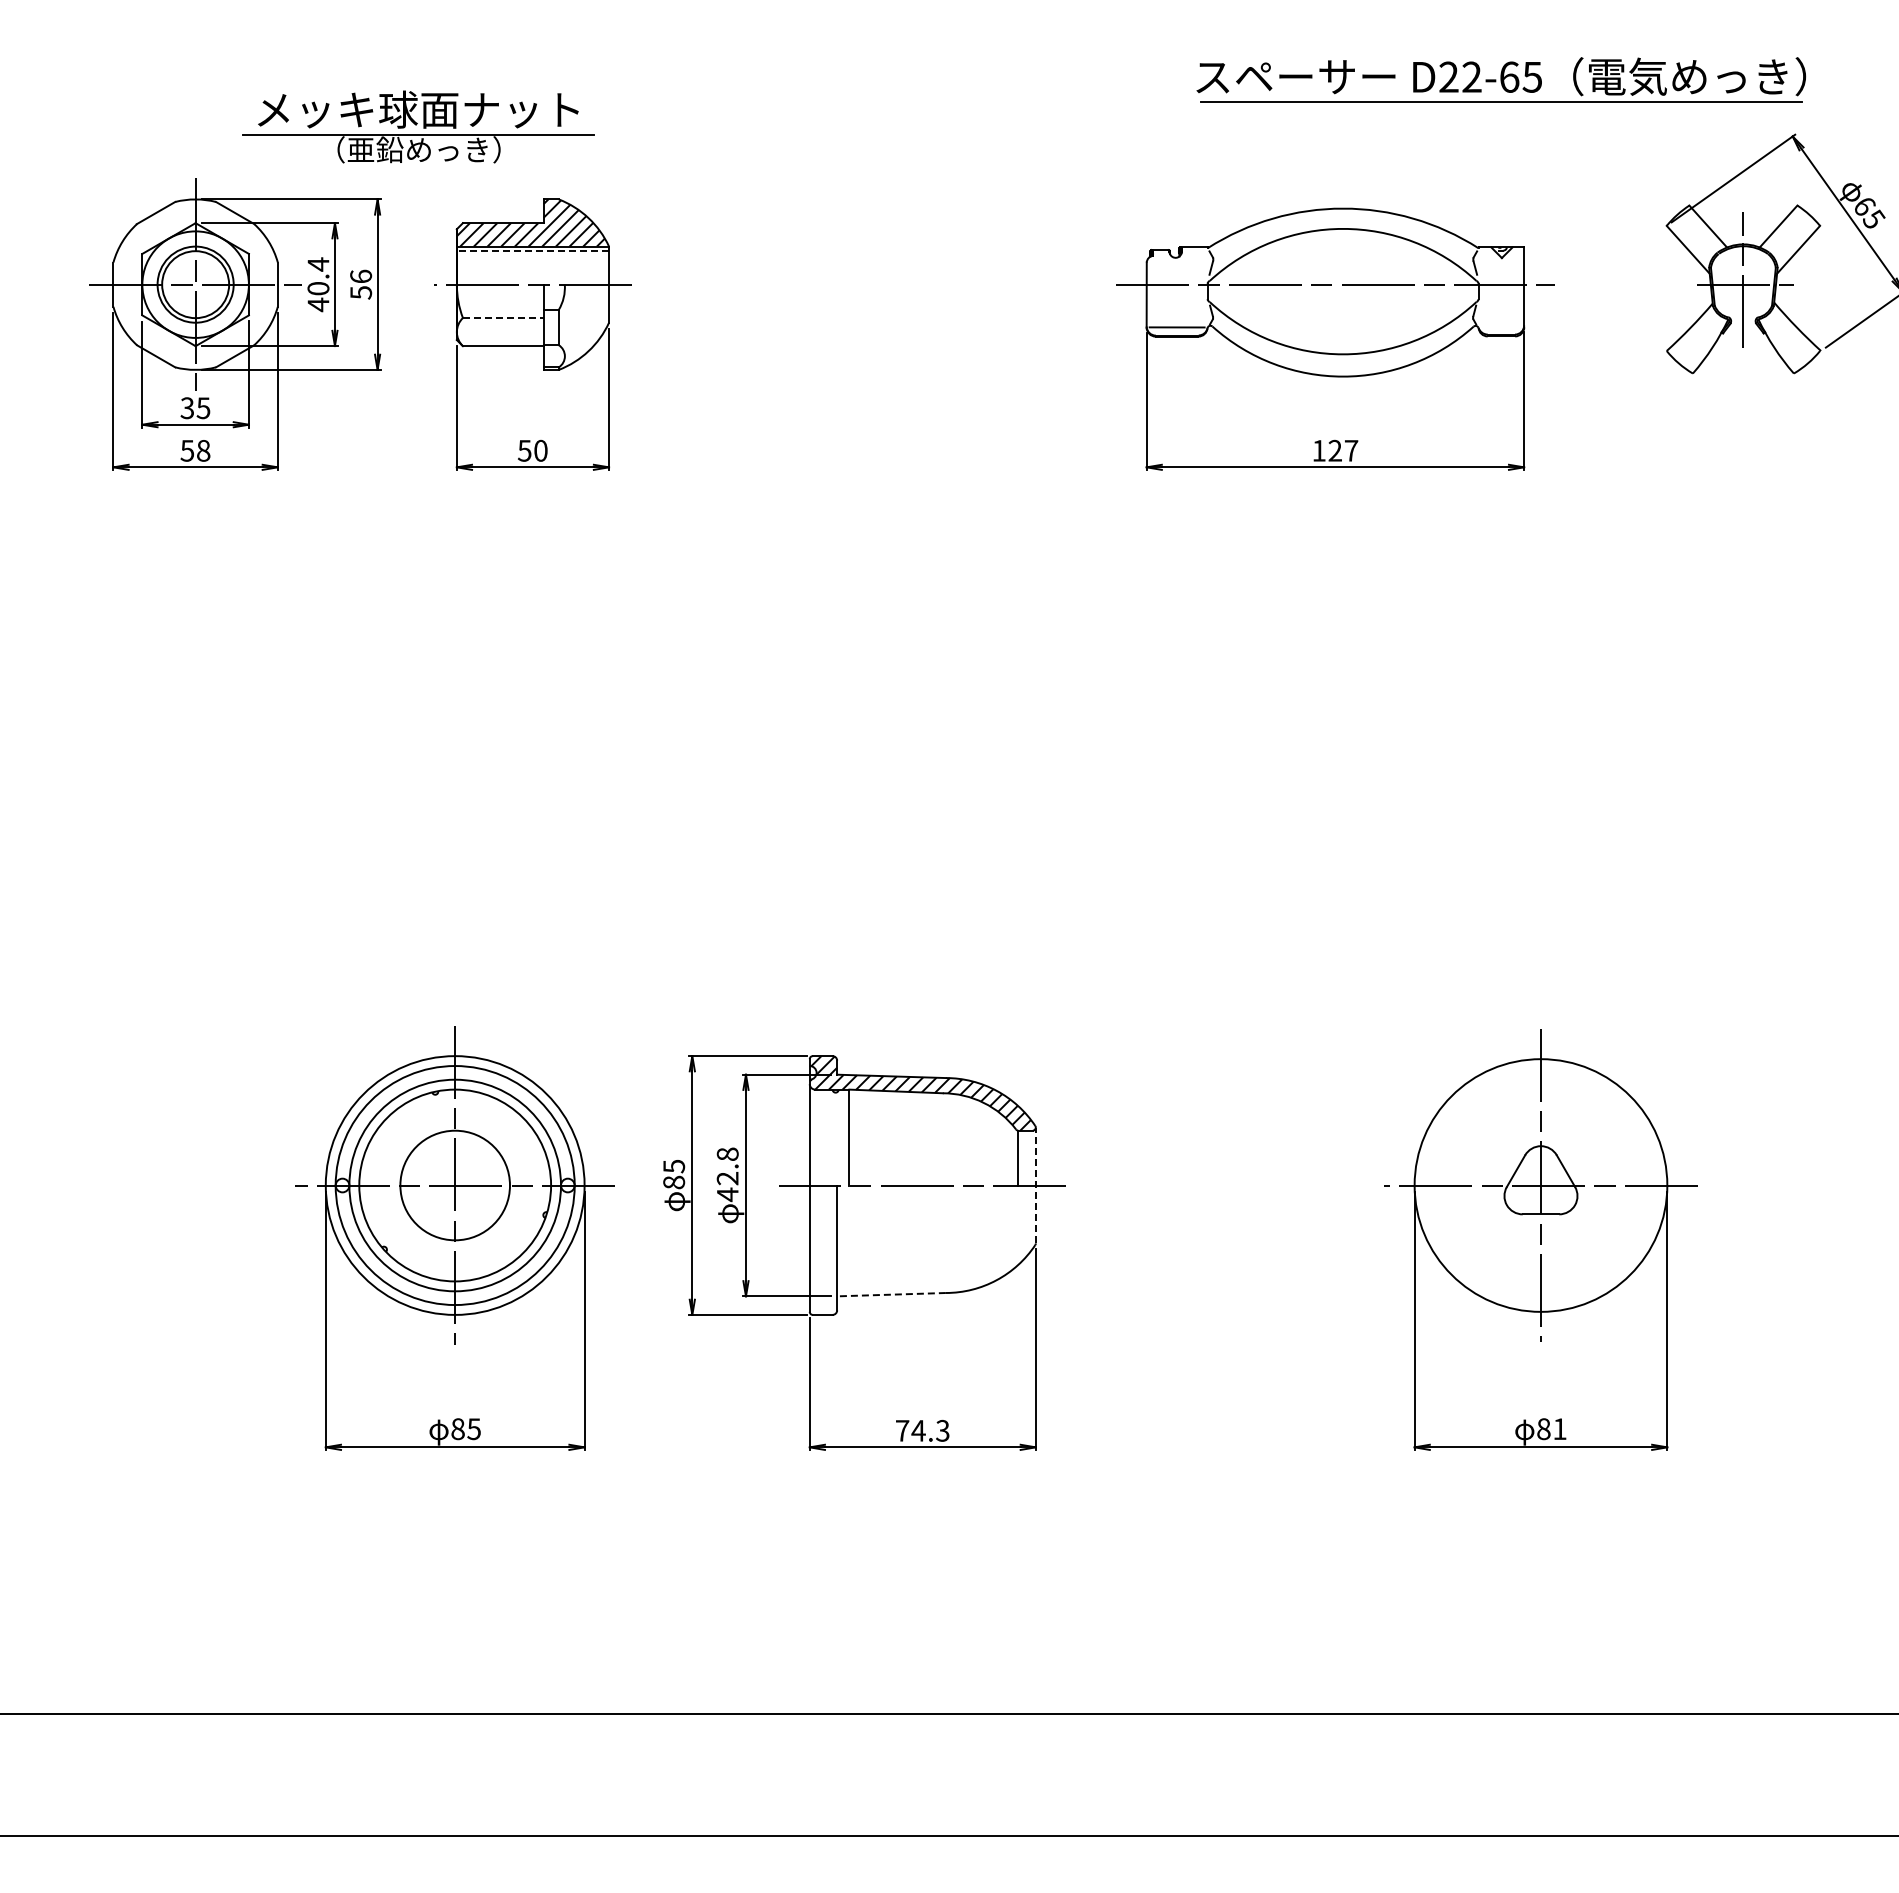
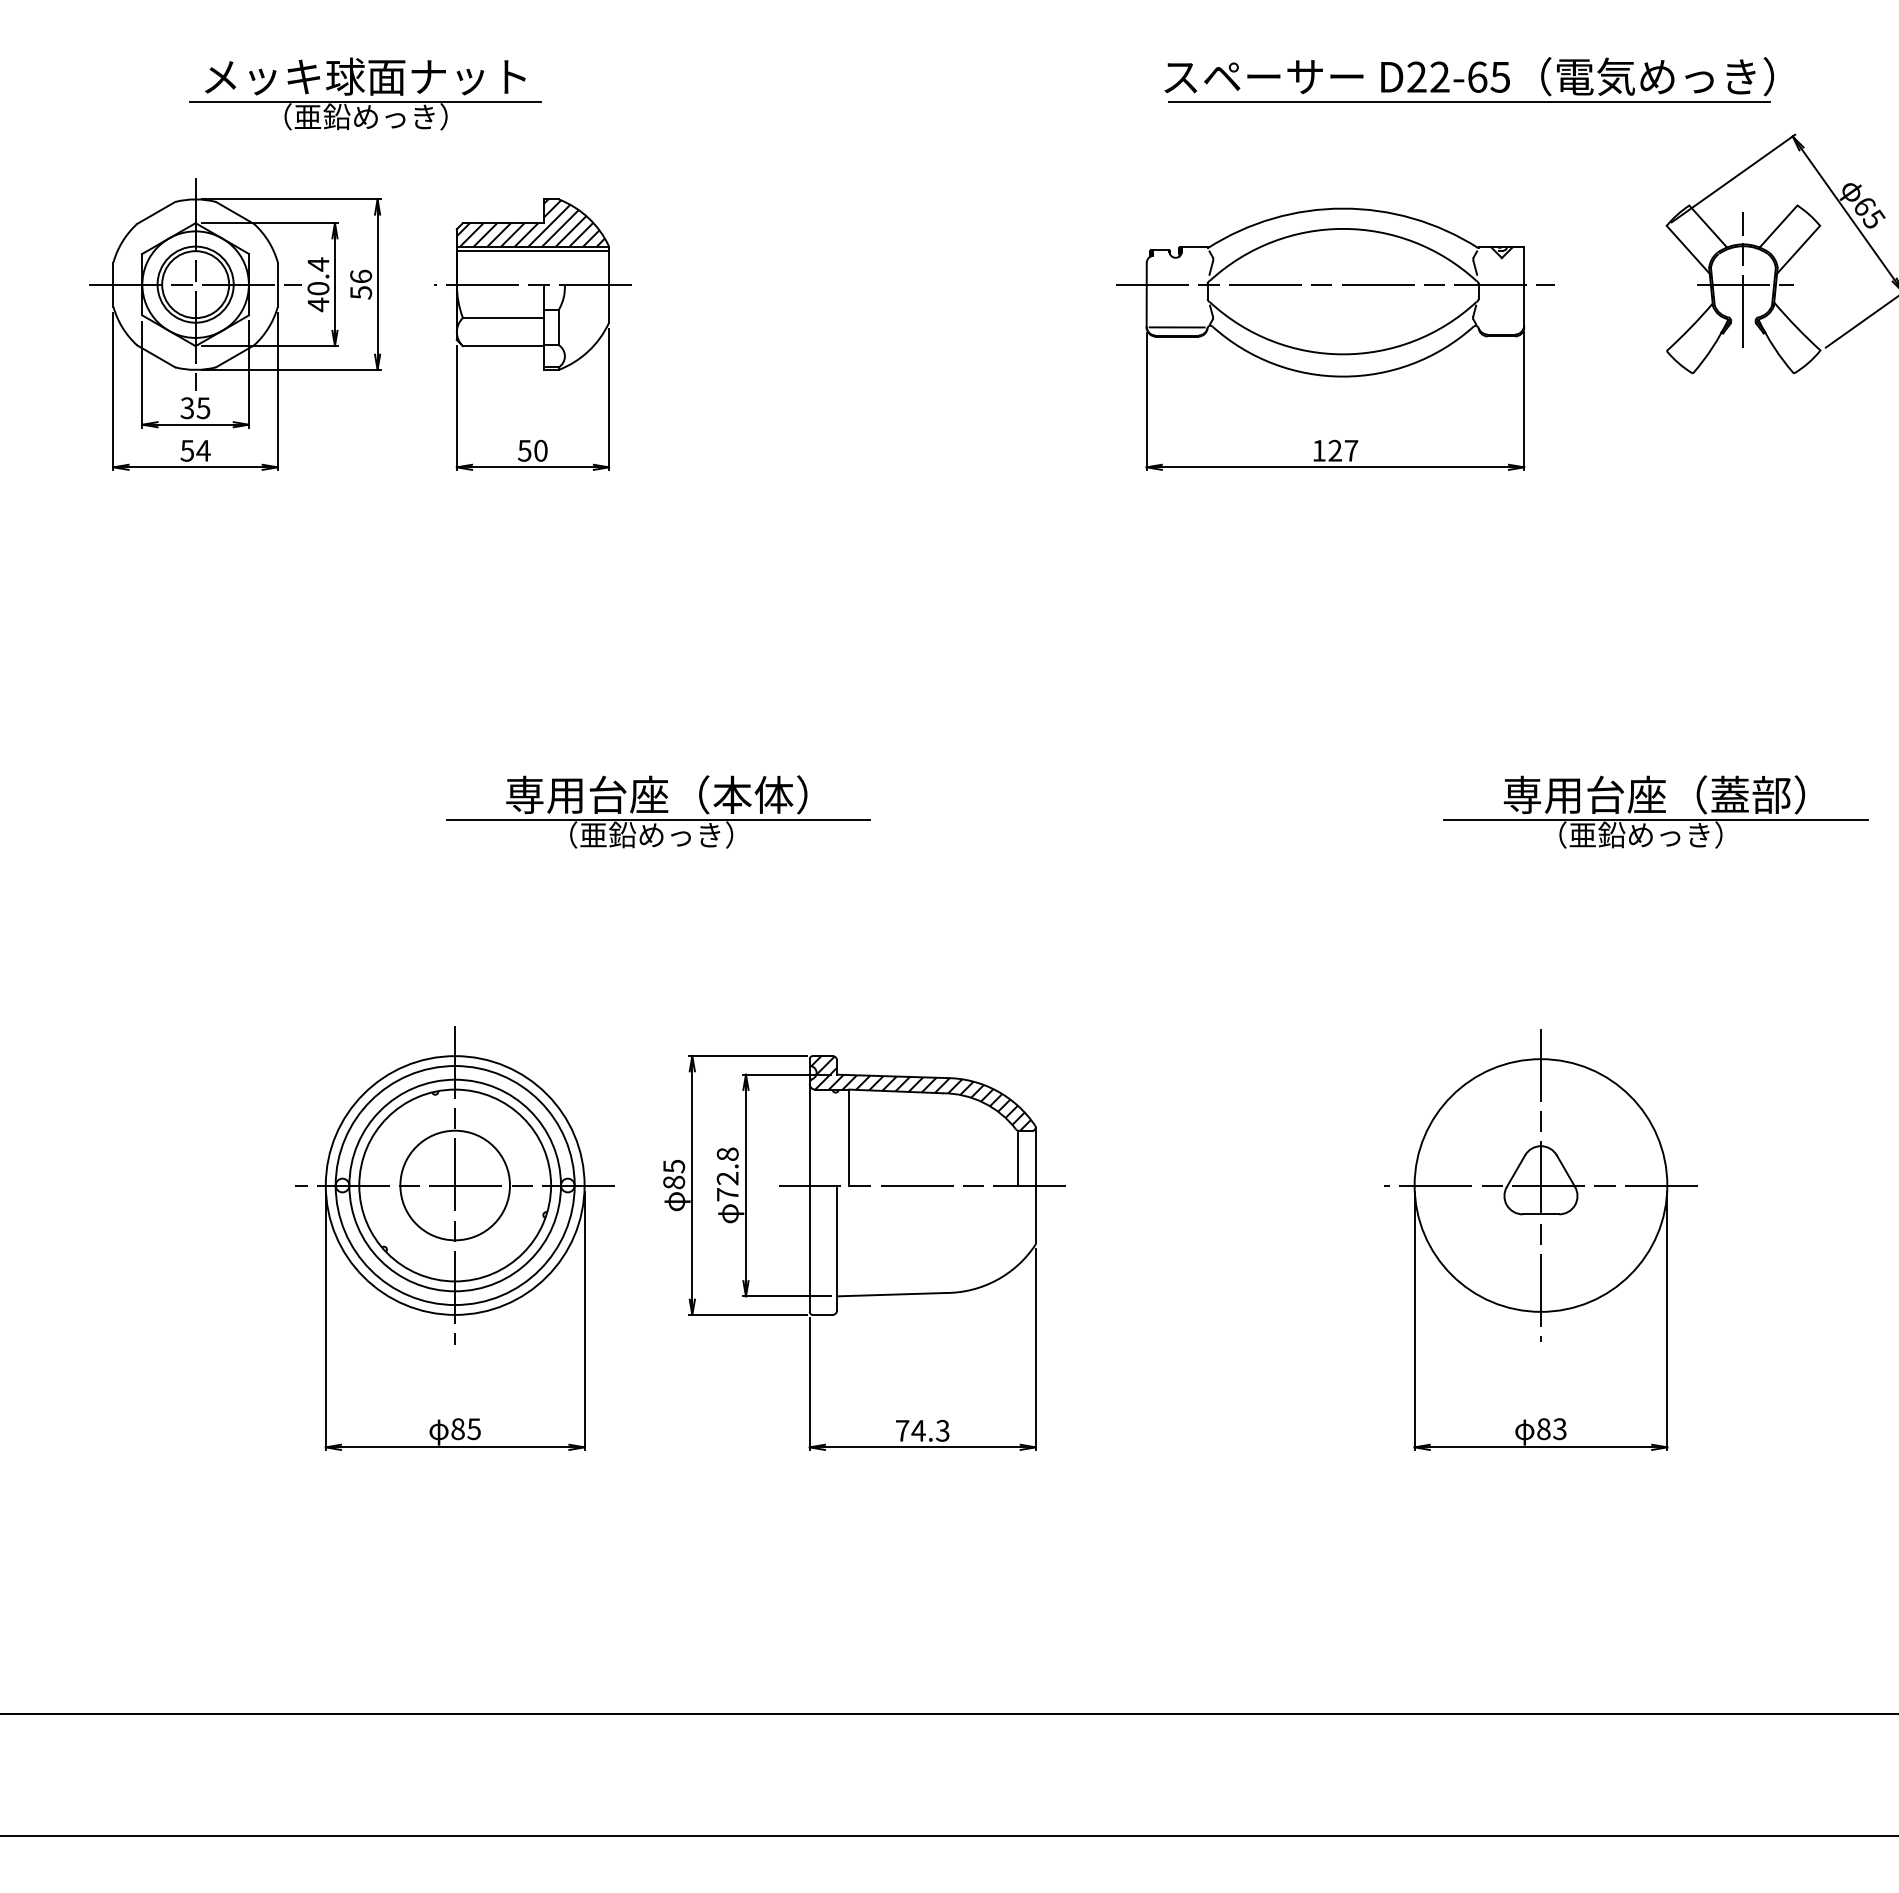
part position: (1501, 79) -> (1469, 79) (1469, 79)
part position: (418, 126) -> (365, 93) (365, 93)
line: dashed -> solid (532, 251)
line: dashed -> solid (503, 318)
text: 58 -> 54 (203, 450)
part: none -> present (658, 811)
part: none -> present (1655, 811)
line: dashed -> solid (1035, 1185)
text: 42.8 -> 72.8 (727, 1194)
line: dashed -> solid (891, 1294)
text: 81 -> 83 (1559, 1429)
